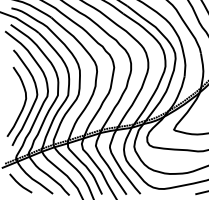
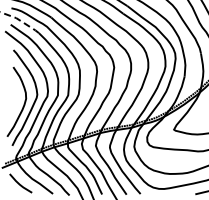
line: solid -> dashed (20, 20)
